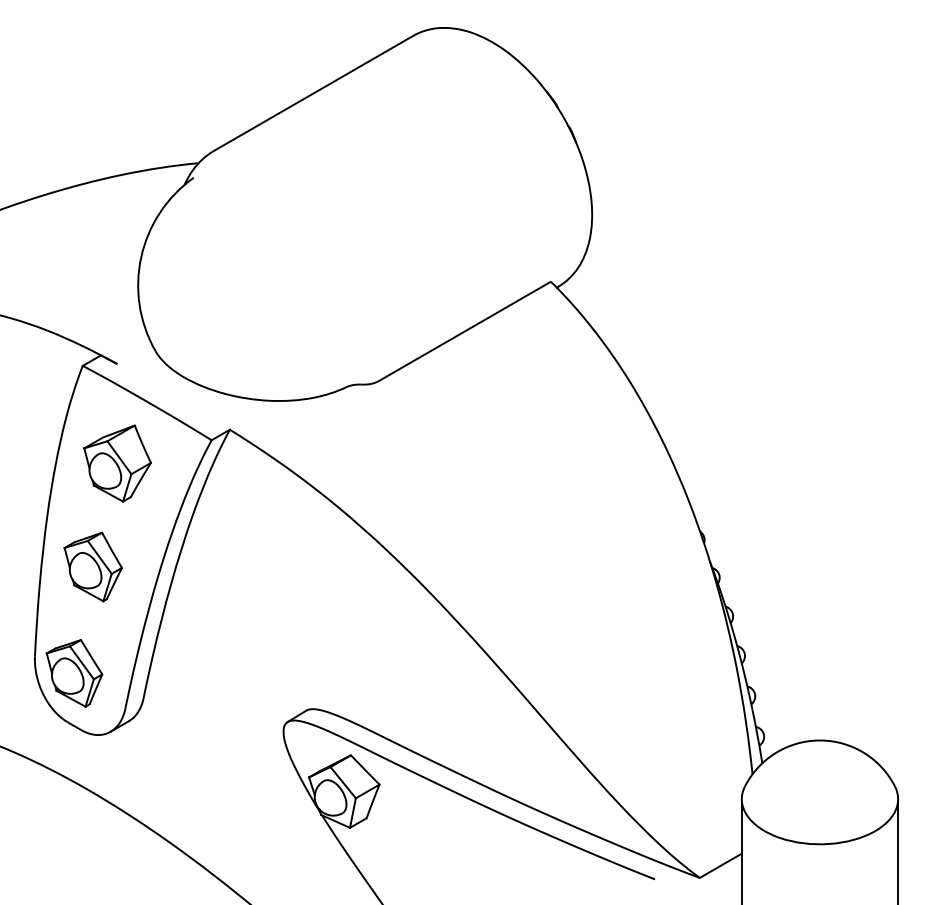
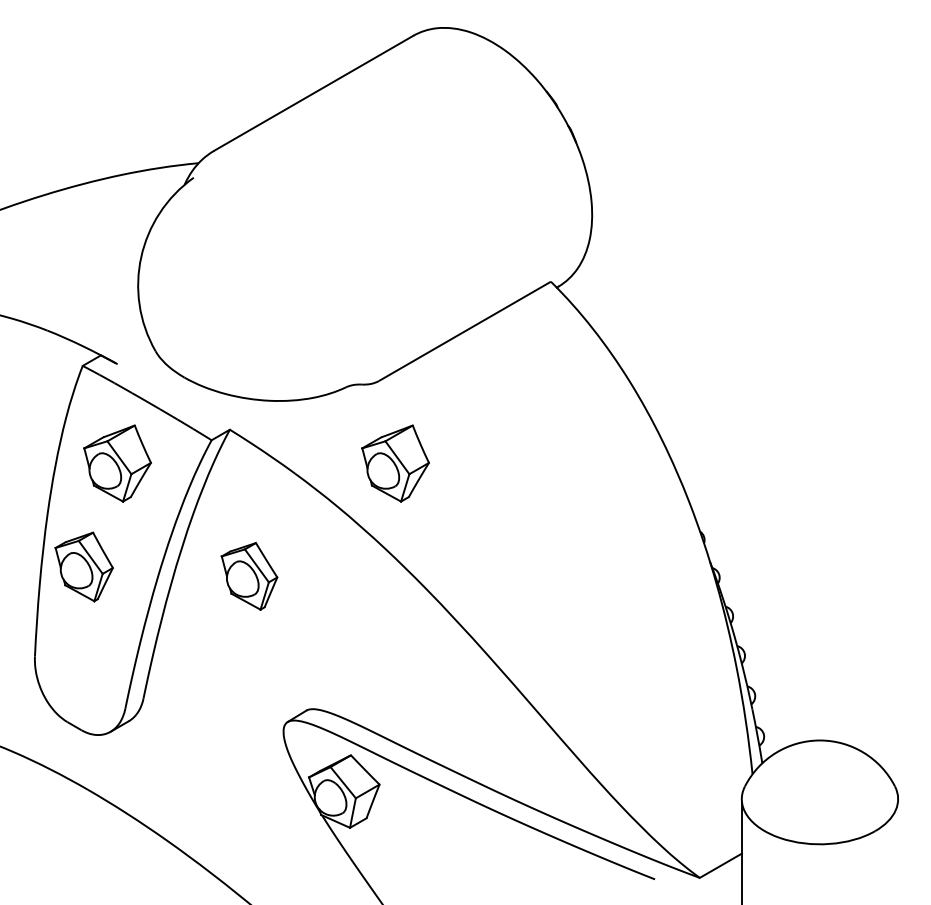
part: none -> present (395, 463)
part position: (92, 566) -> (83, 566) (83, 566)
part position: (74, 673) -> (249, 576) (249, 576)
line: present -> none (898, 851)
